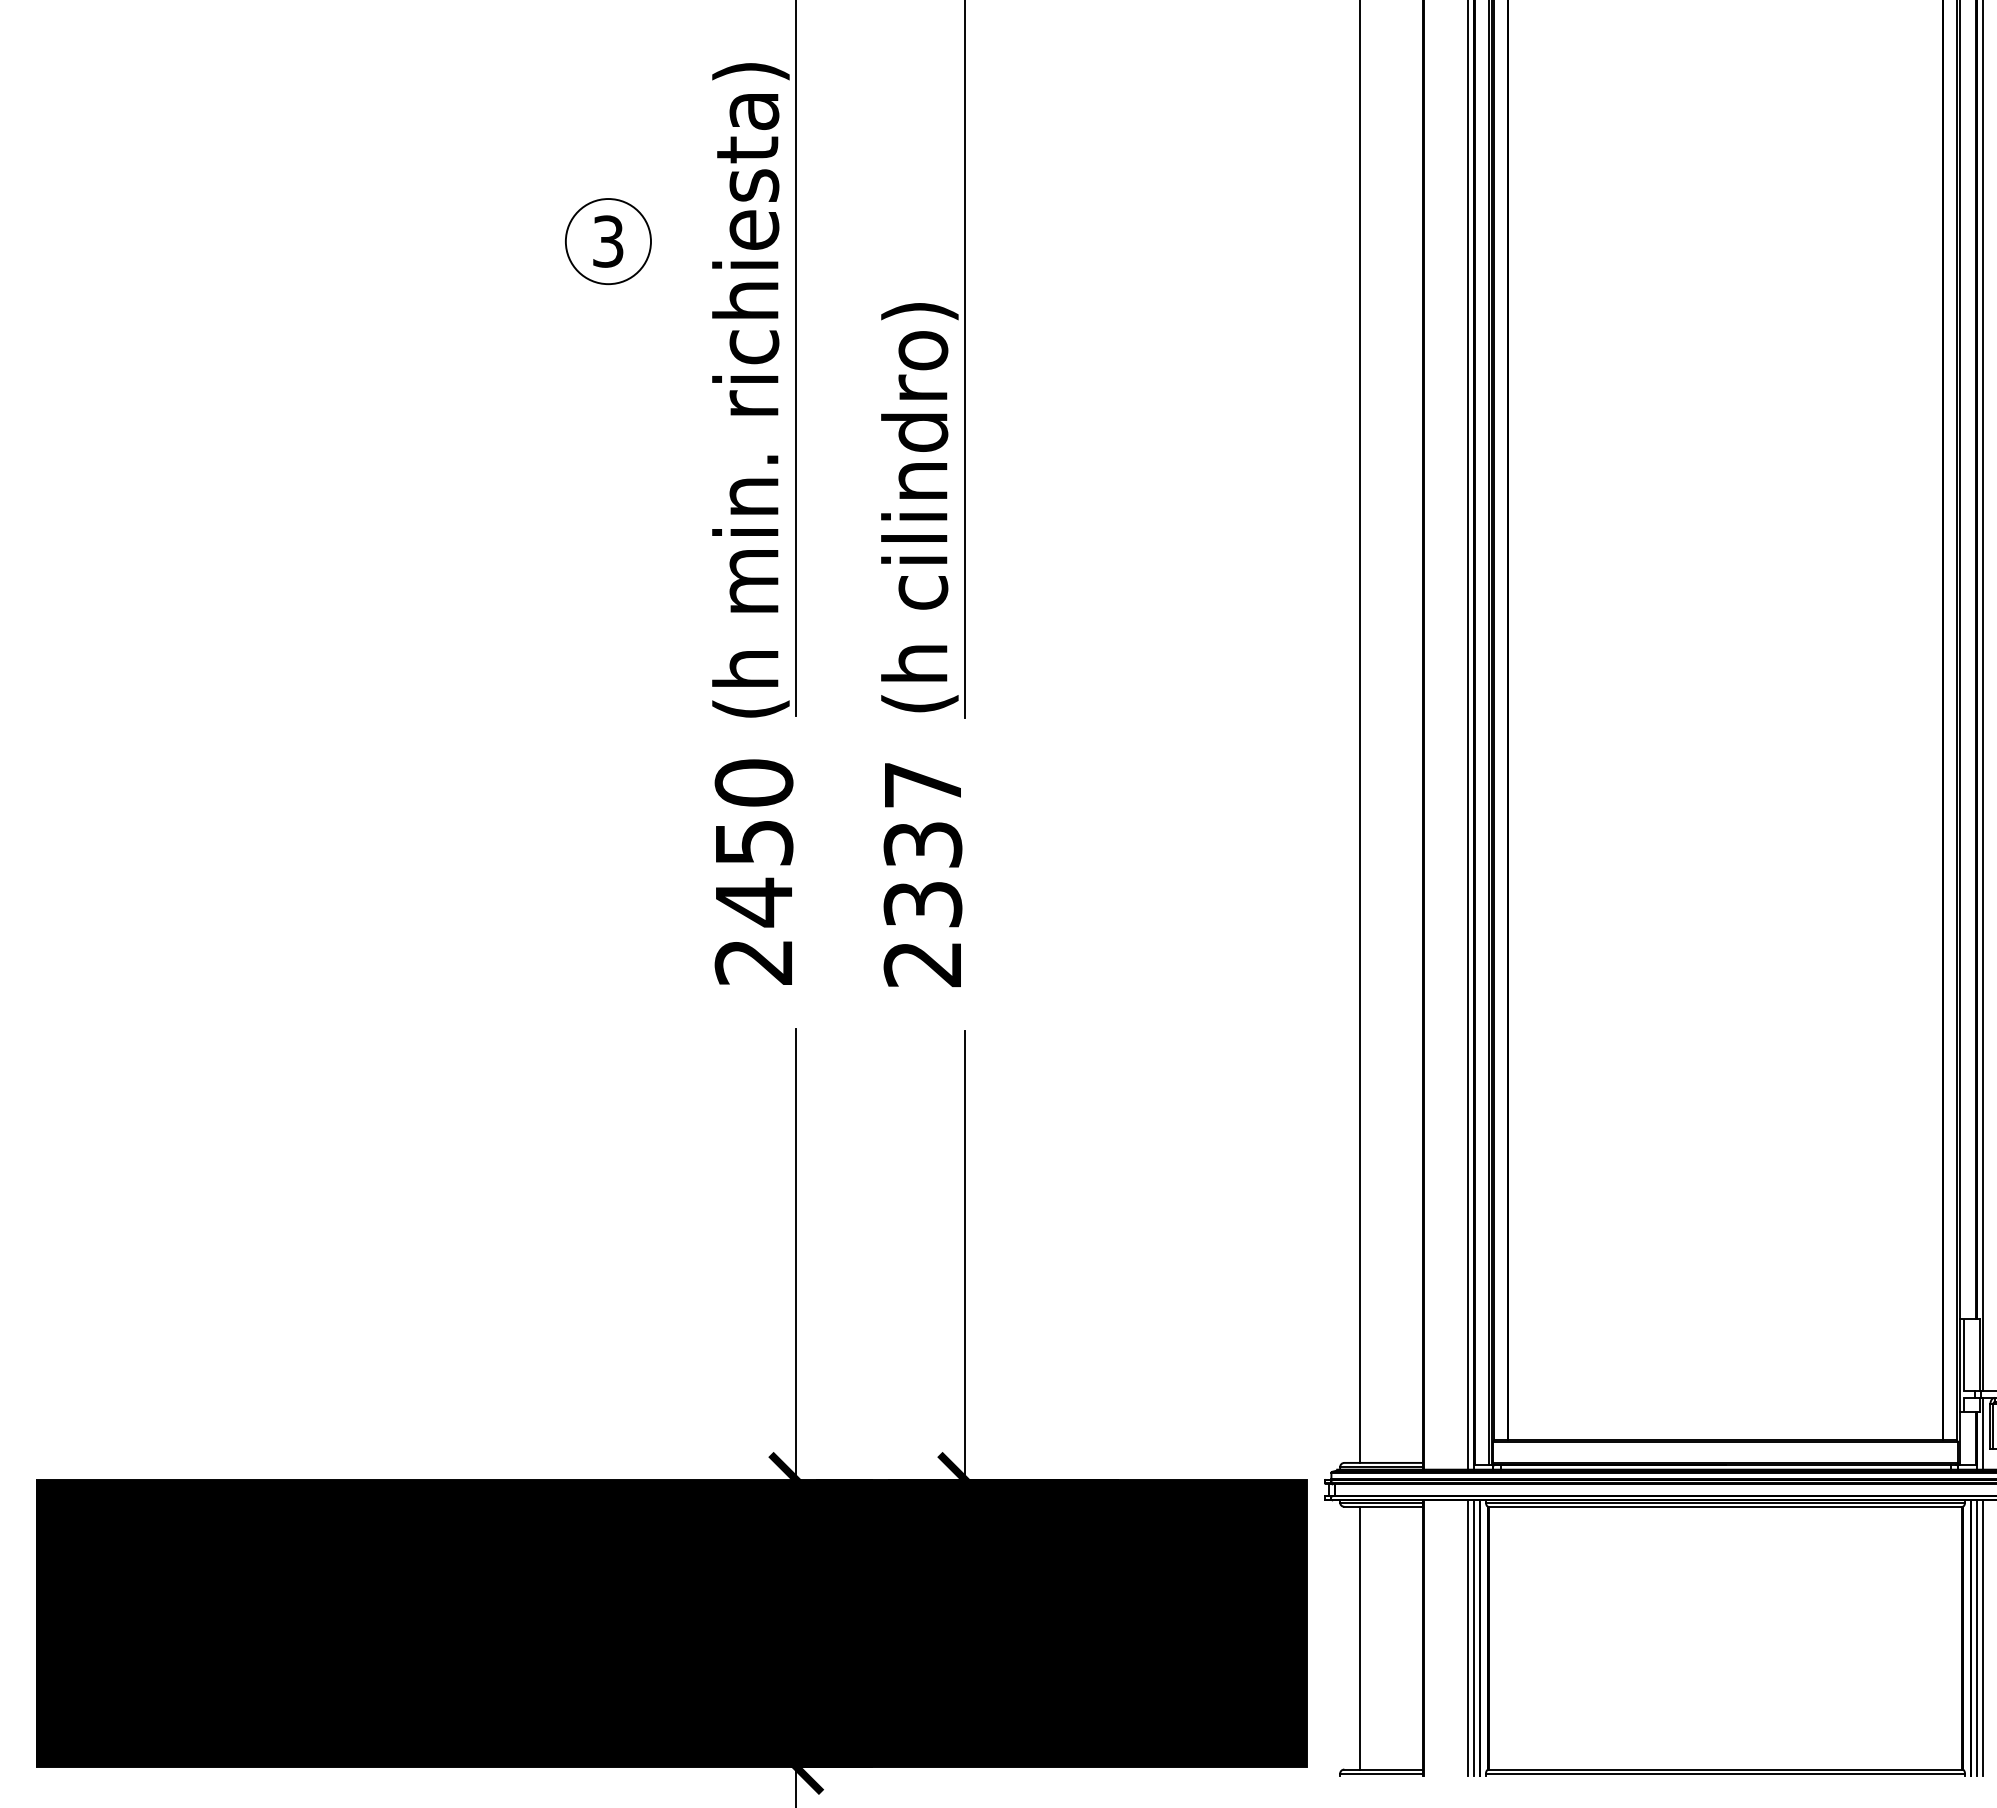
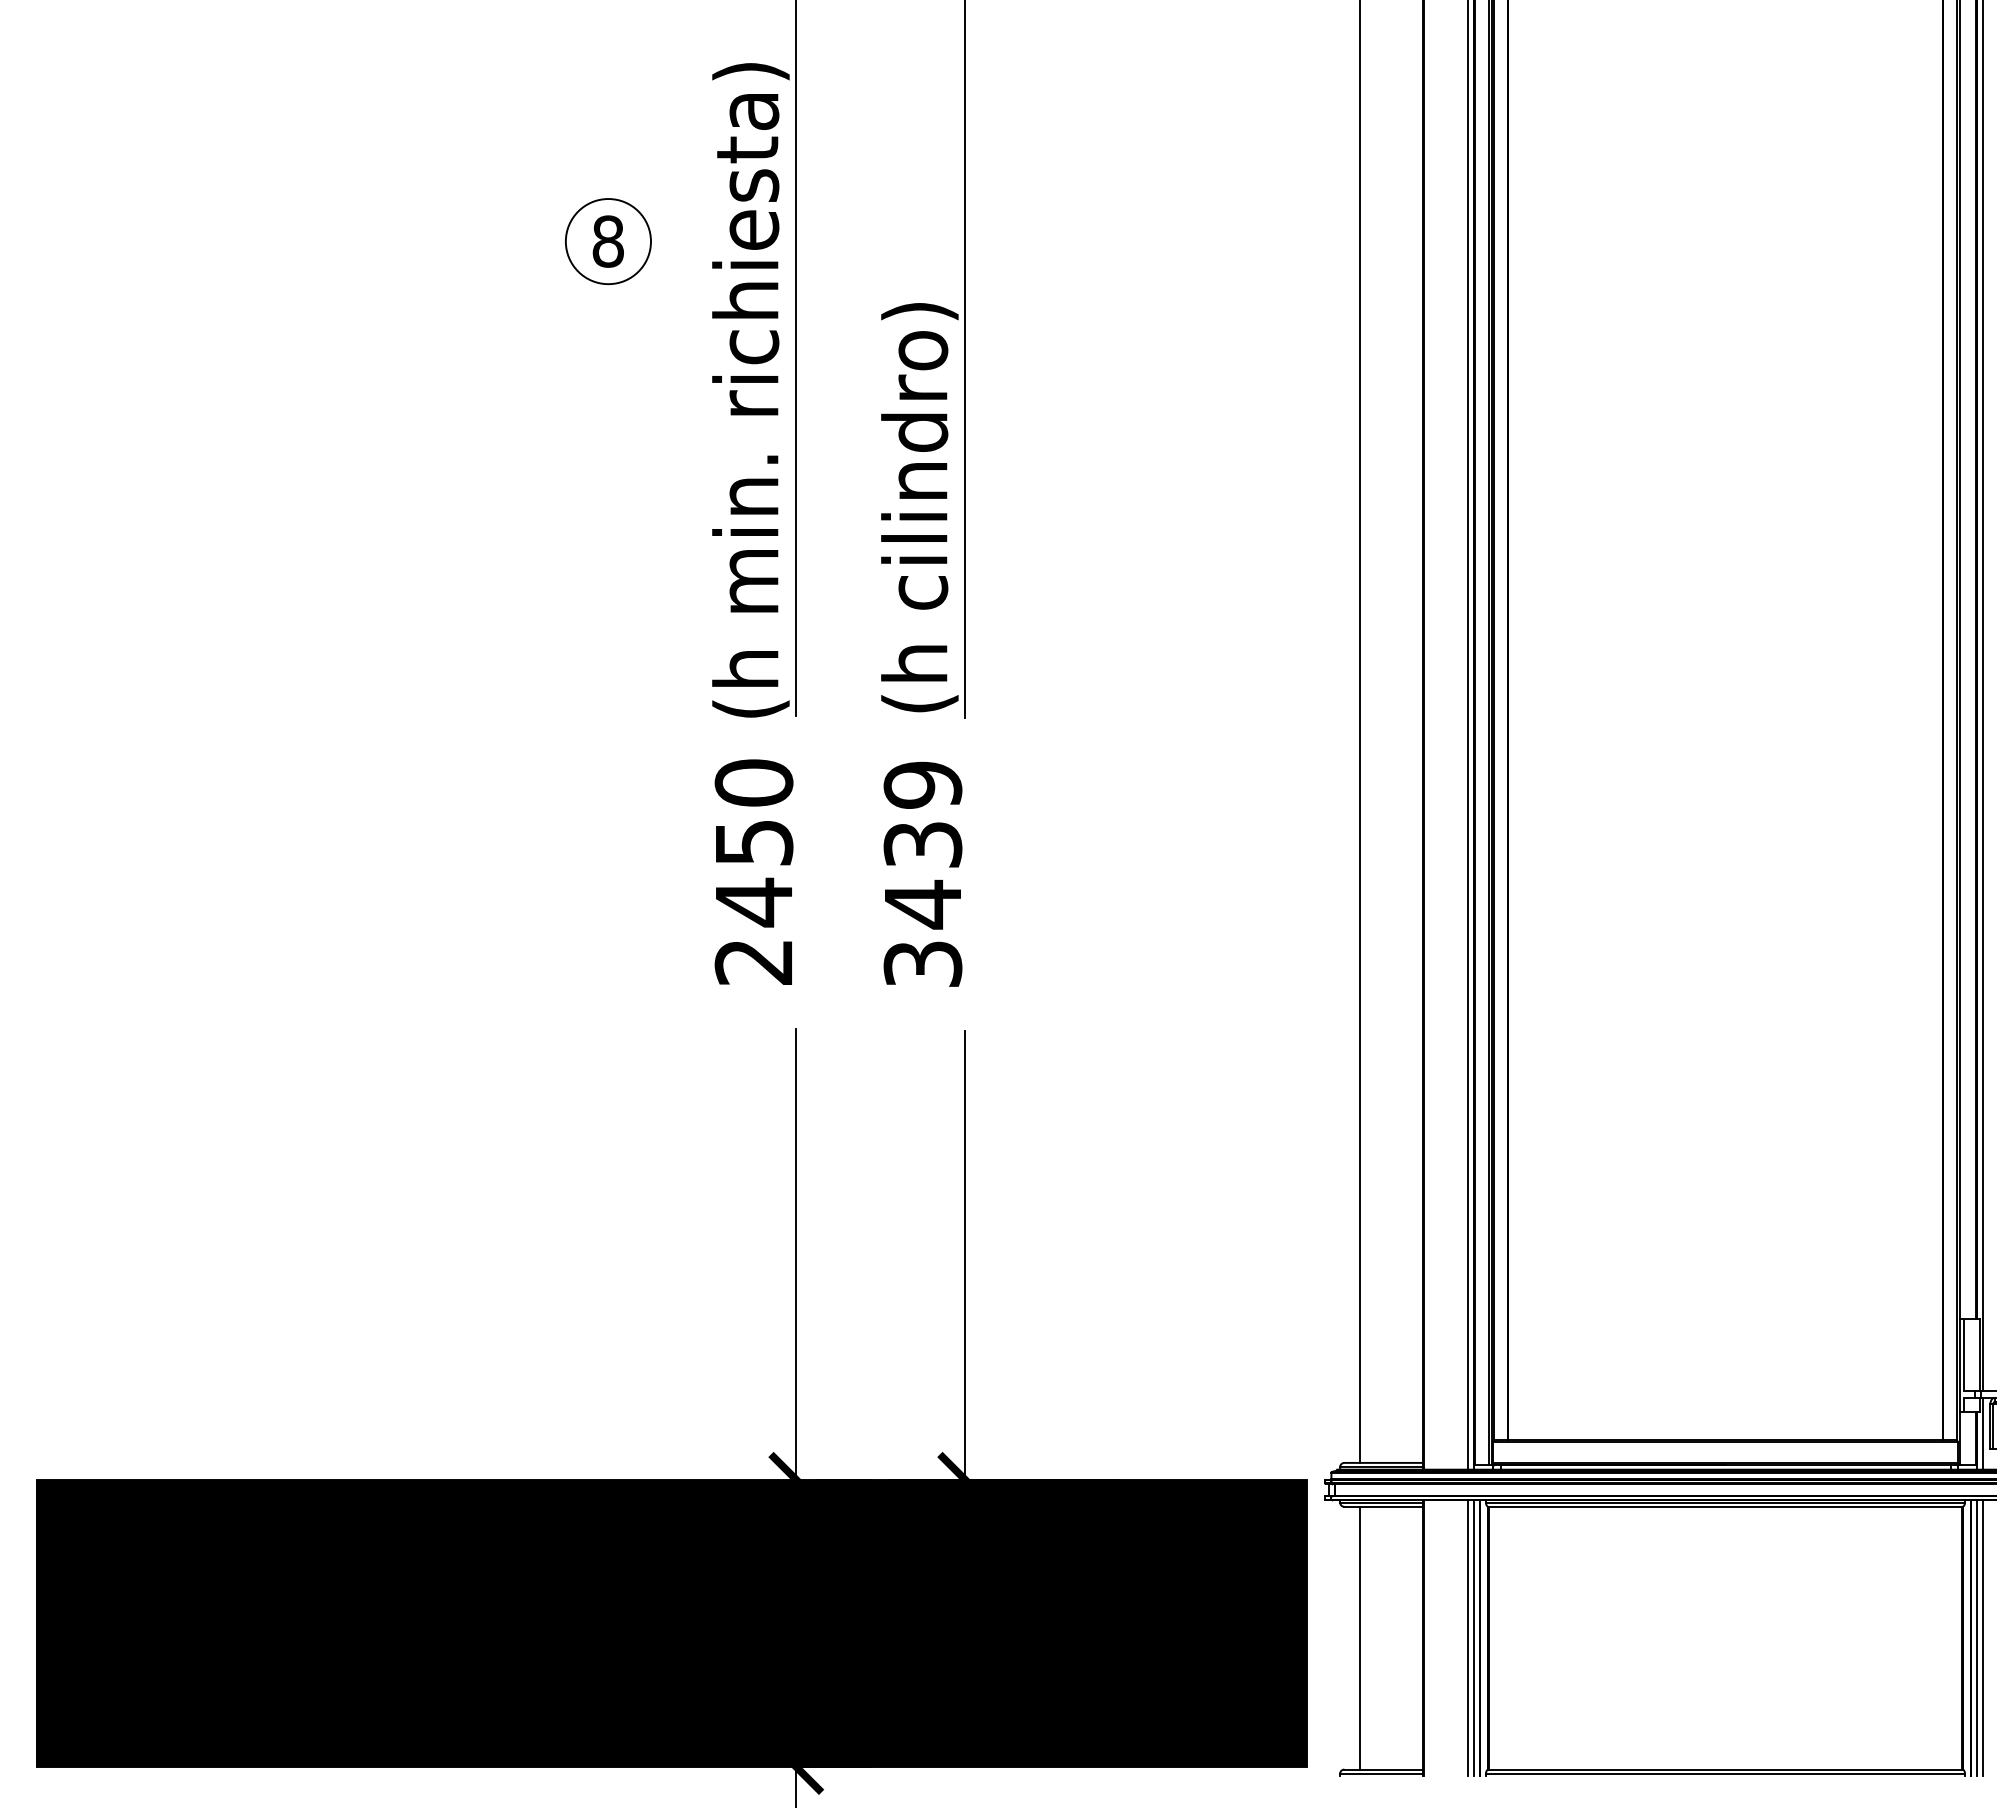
text: 3 -> 8 (607, 241)
text: 2337 -> 3439 (922, 874)
